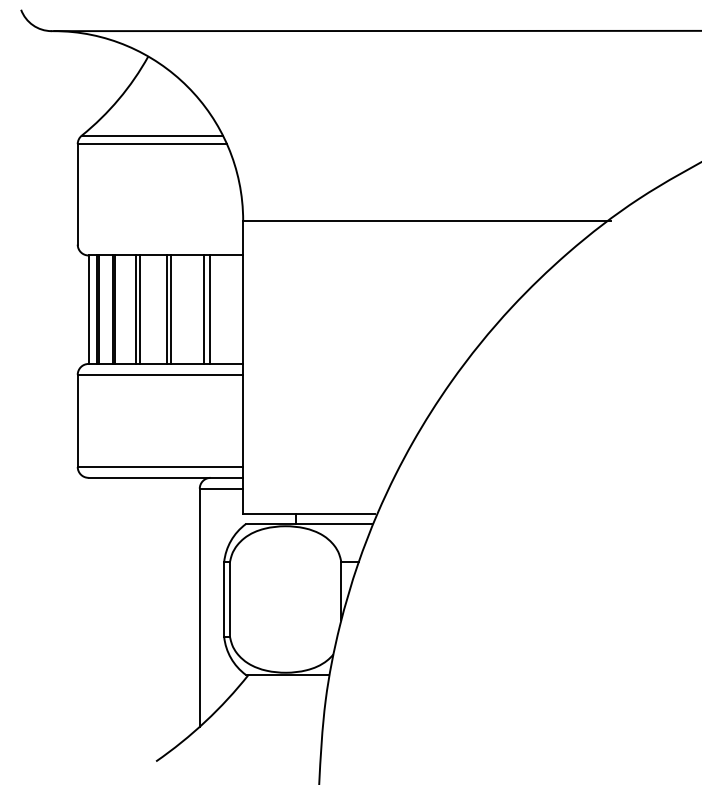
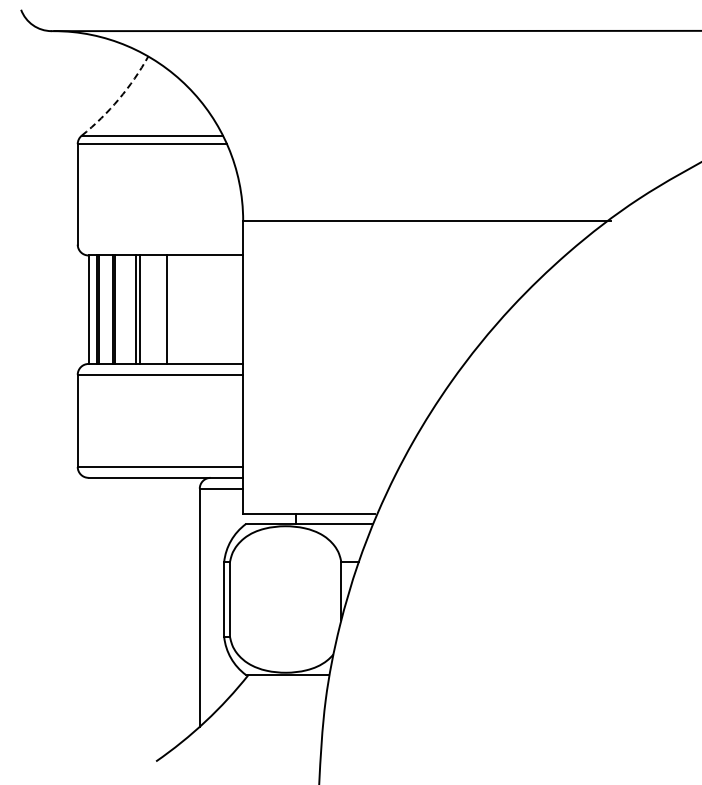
arc: solid -> dashed (118, 99)
line: present -> none (171, 309)
line: present -> none (204, 309)
line: present -> none (209, 309)
